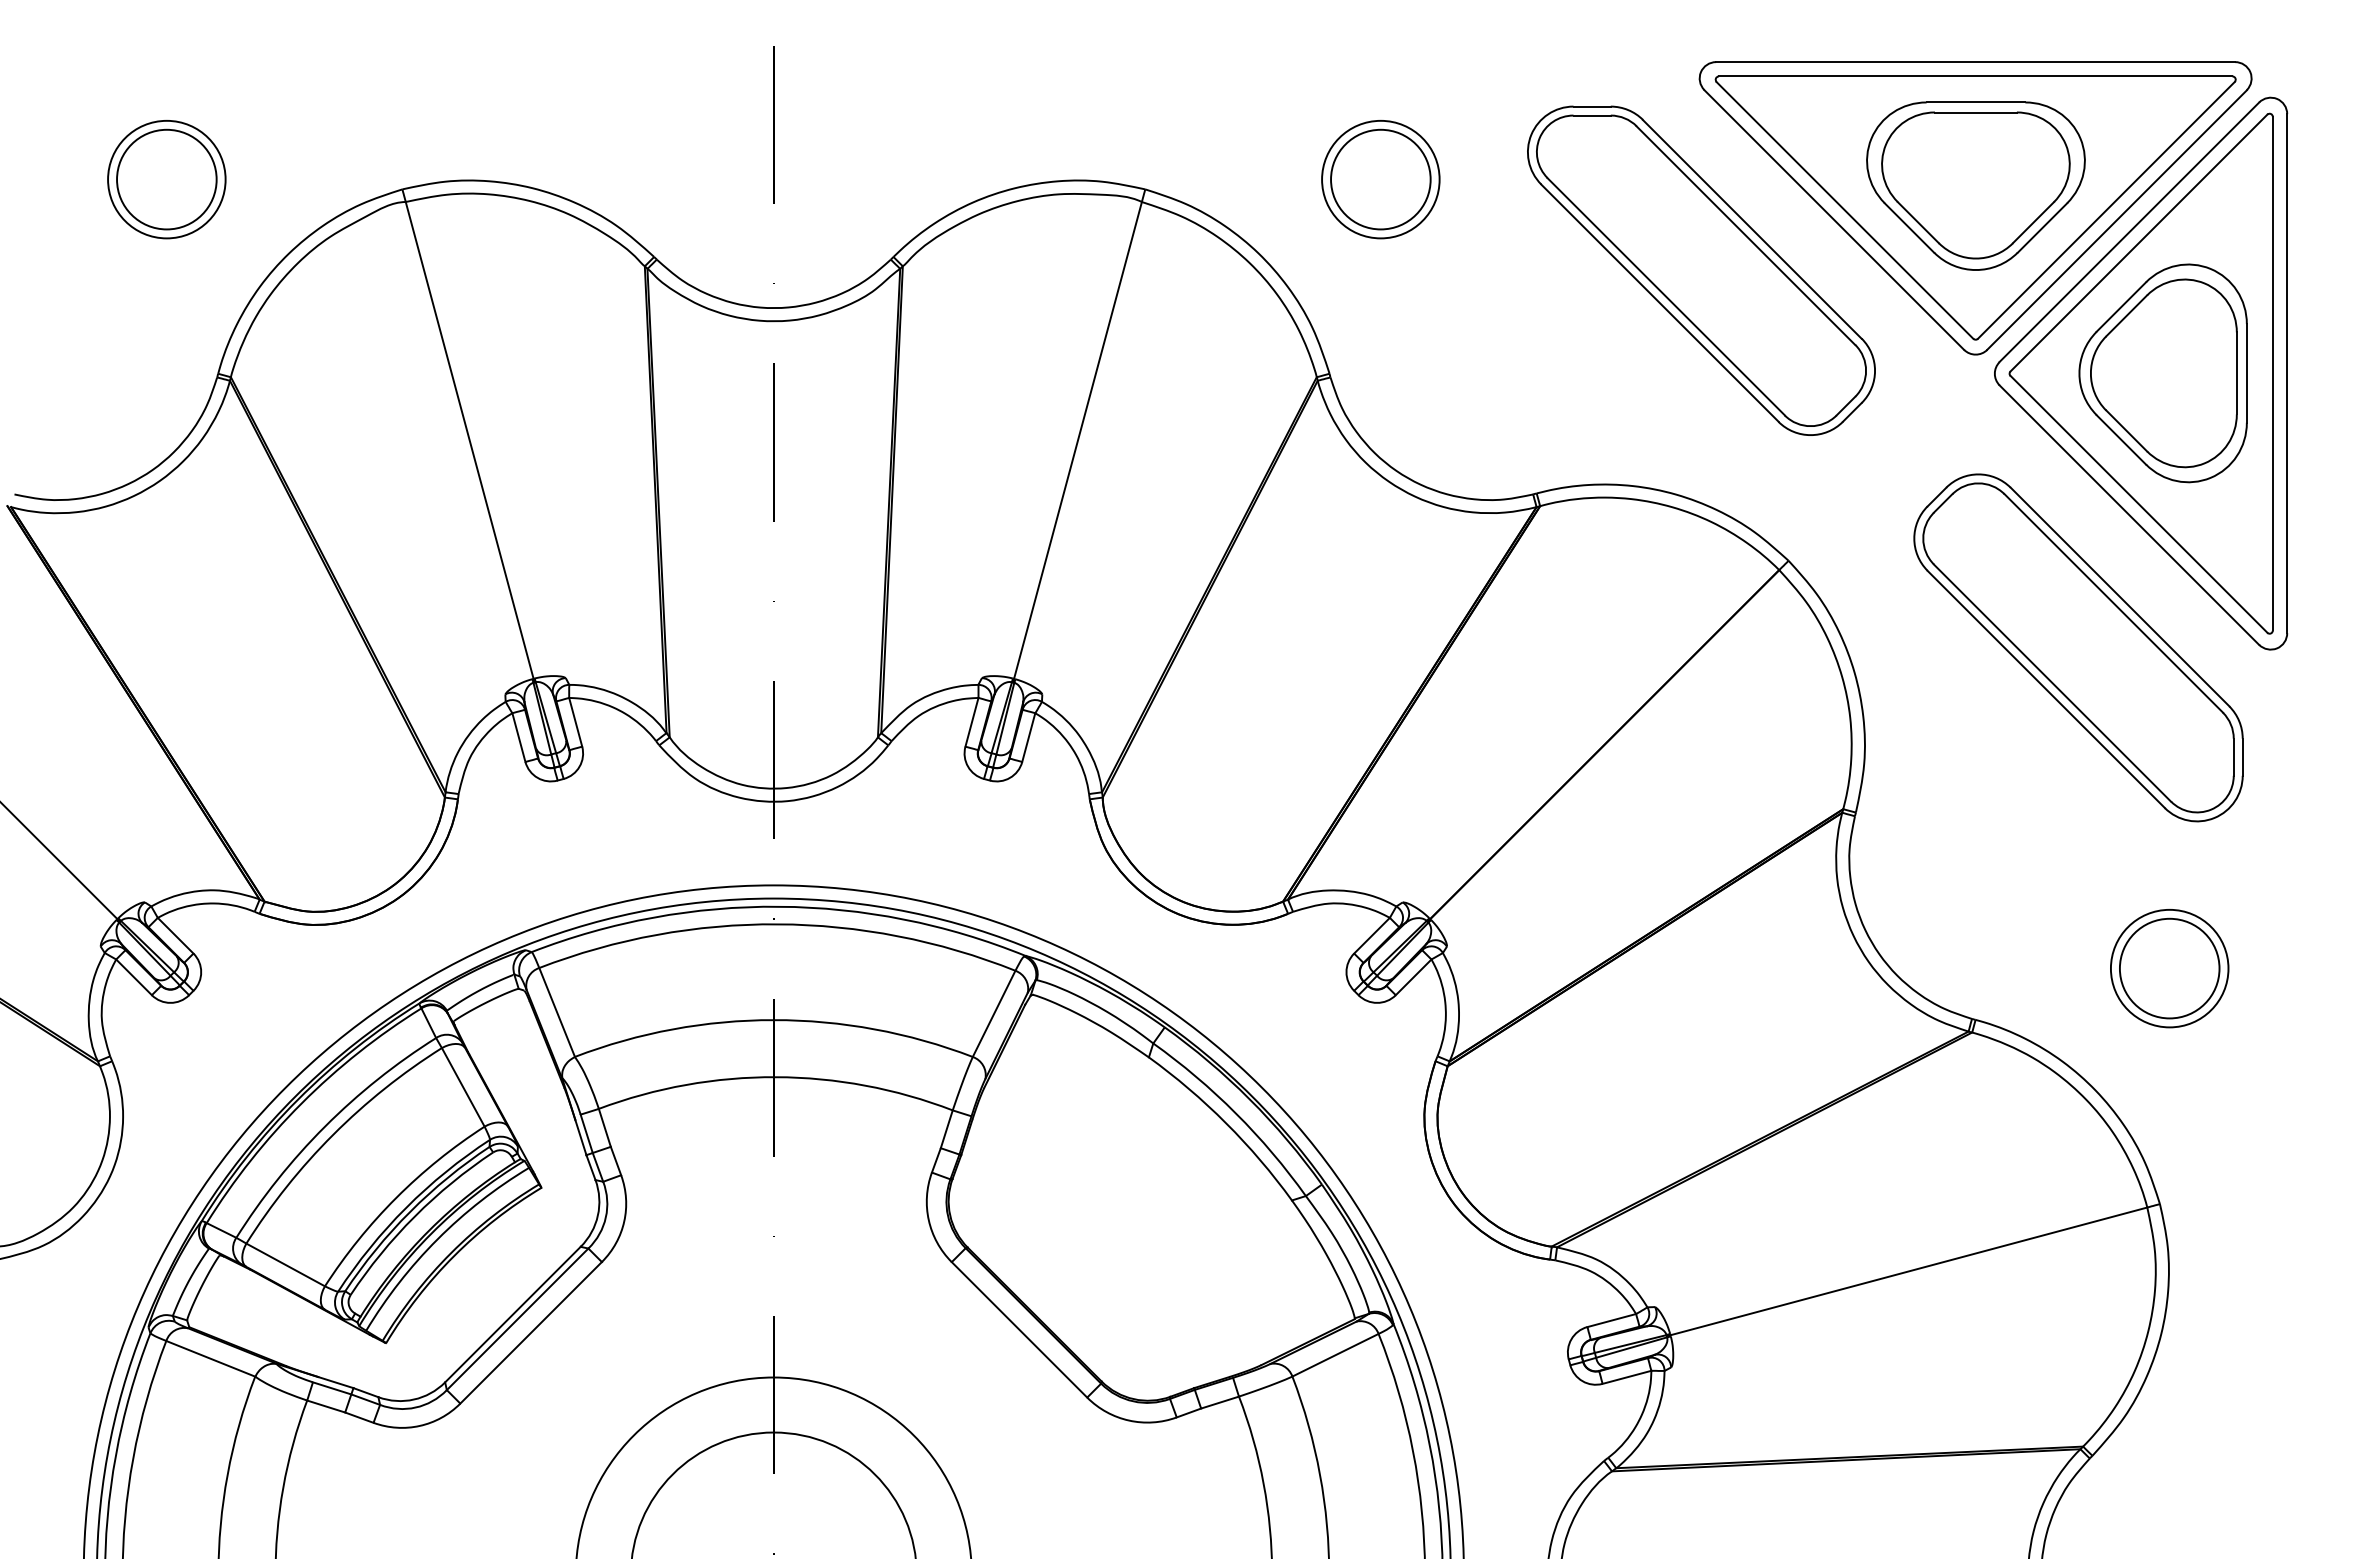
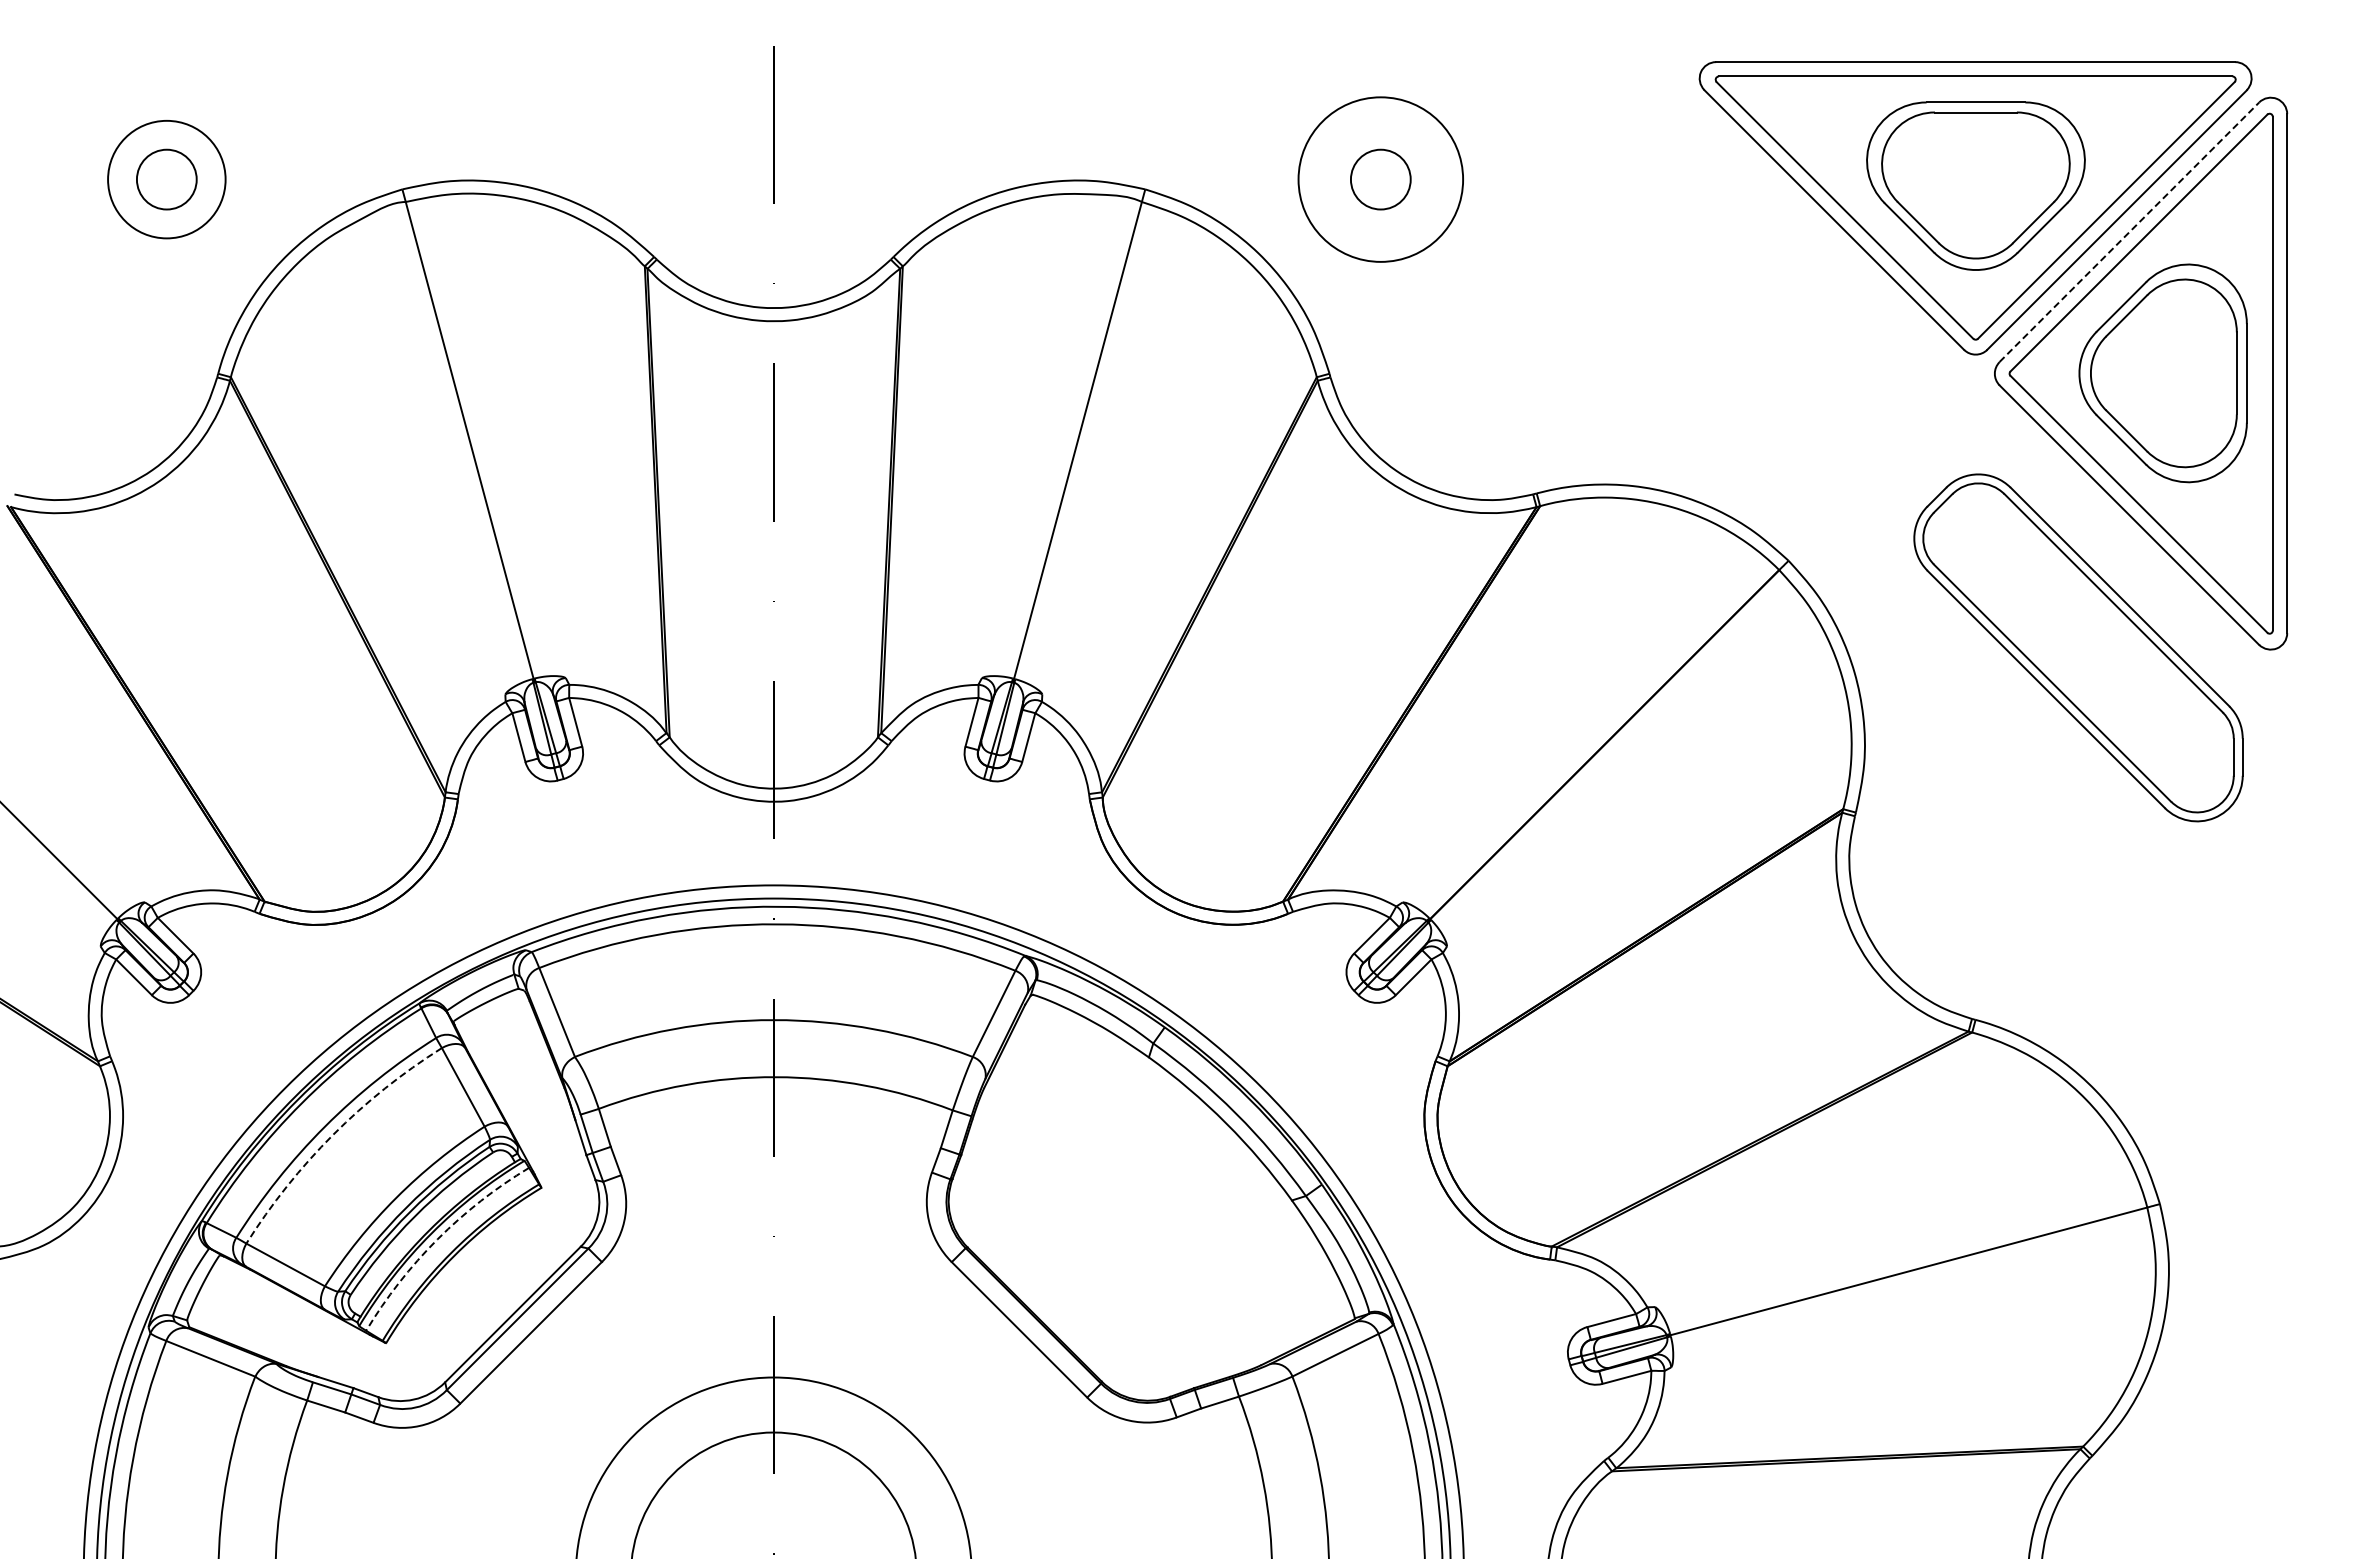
circle diameter: 100 px -> 60 px (166, 179)
circle diameter: 100 px -> 60 px (1380, 179)
circle diameter: 118 px -> 165 px (1380, 179)
line: solid -> dashed (2129, 232)
part: present -> none (1701, 270)
part: present -> none (2169, 968)
arc: solid -> dashed (333, 1134)
arc: solid -> dashed (437, 1239)
